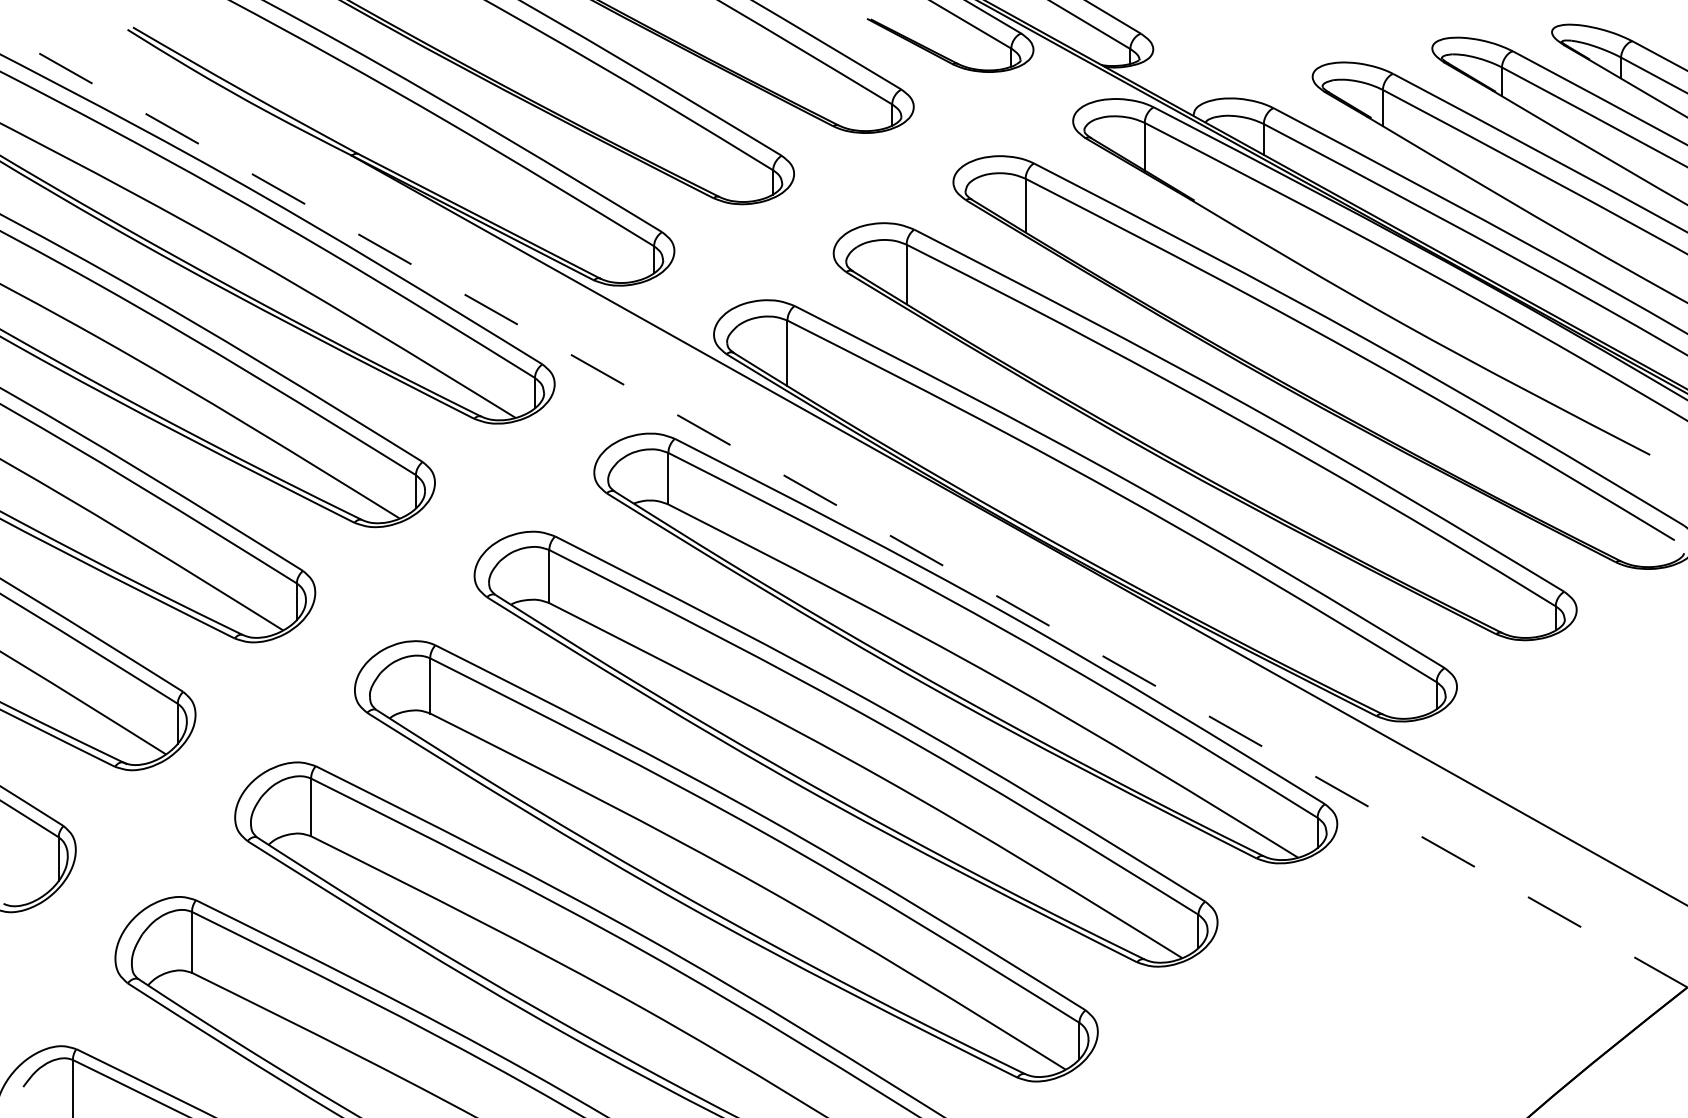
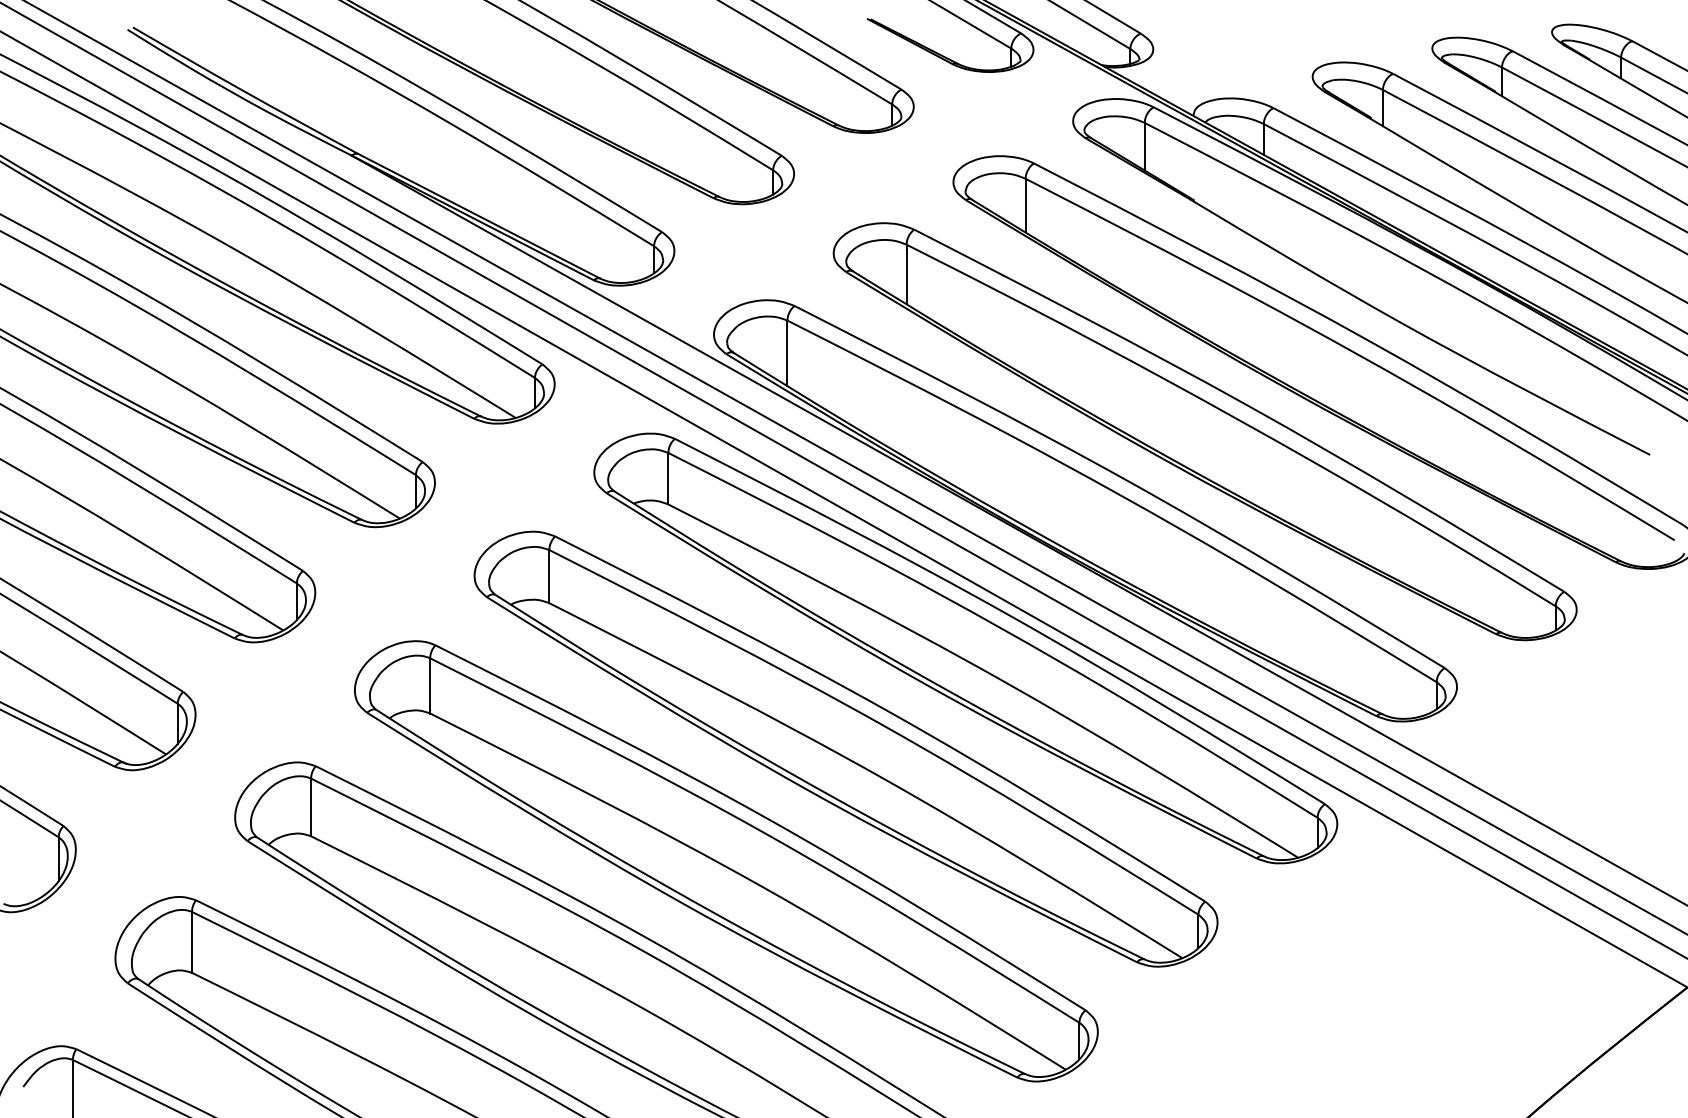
line: none -> present (855, 467)
line: none -> present (843, 480)
line: dashed -> solid (843, 509)
